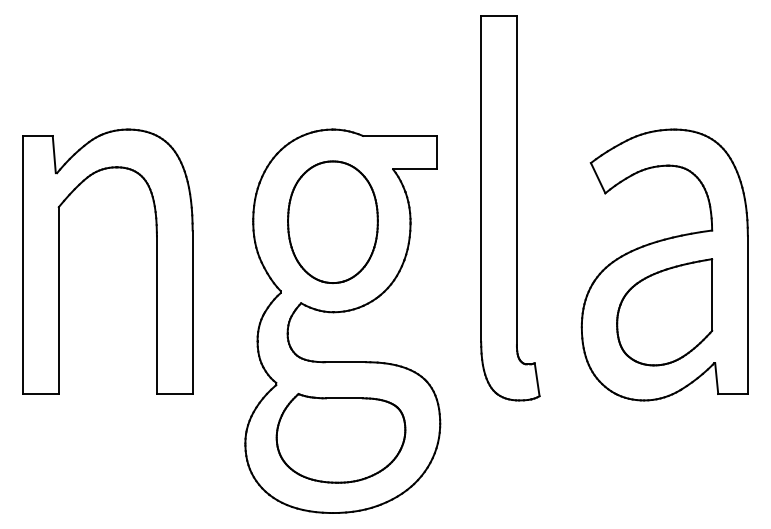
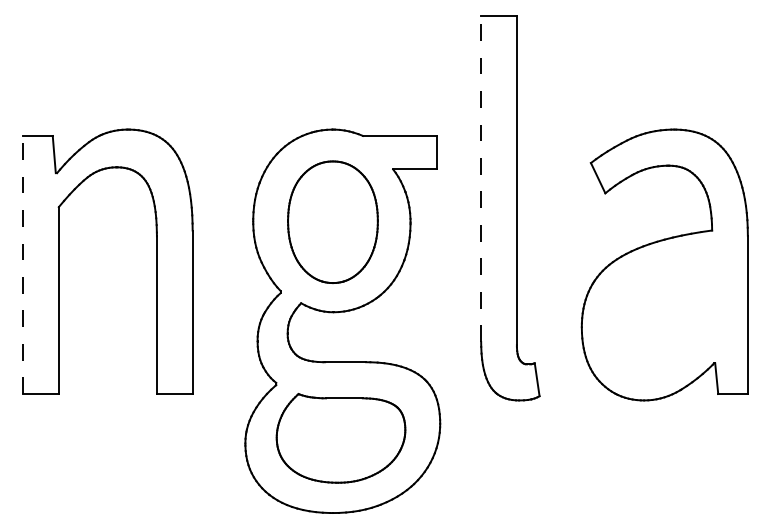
line: solid -> dashed (481, 178)
line: solid -> dashed (23, 264)
part: present -> none (664, 312)
